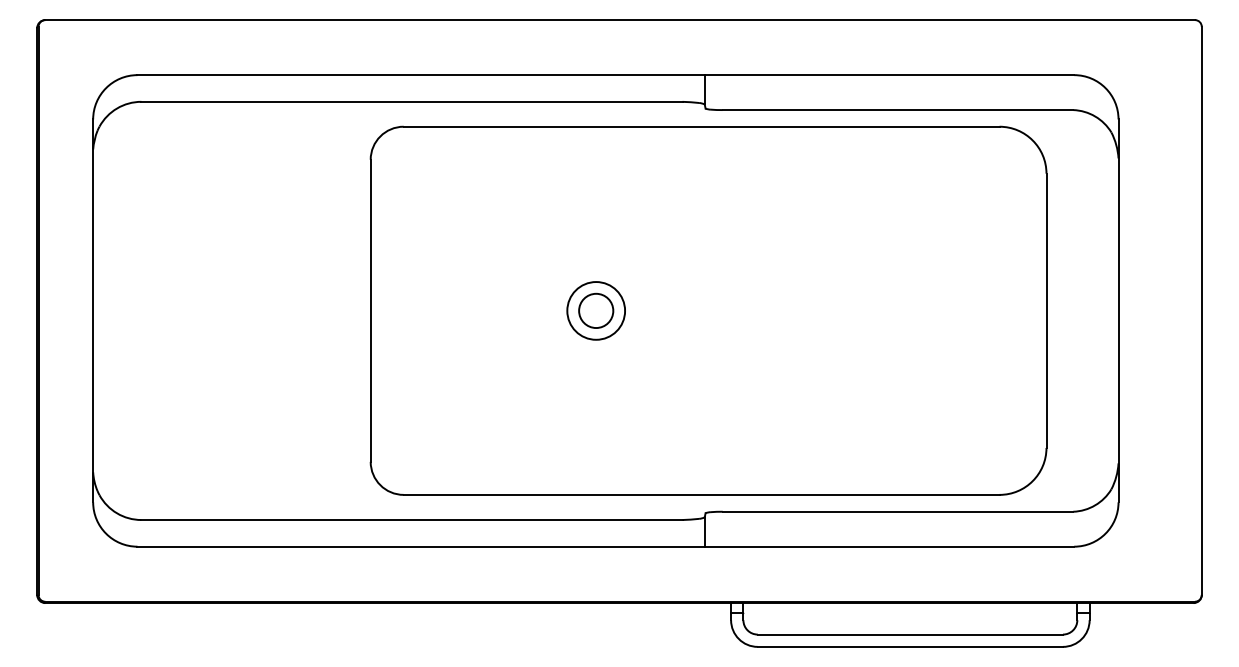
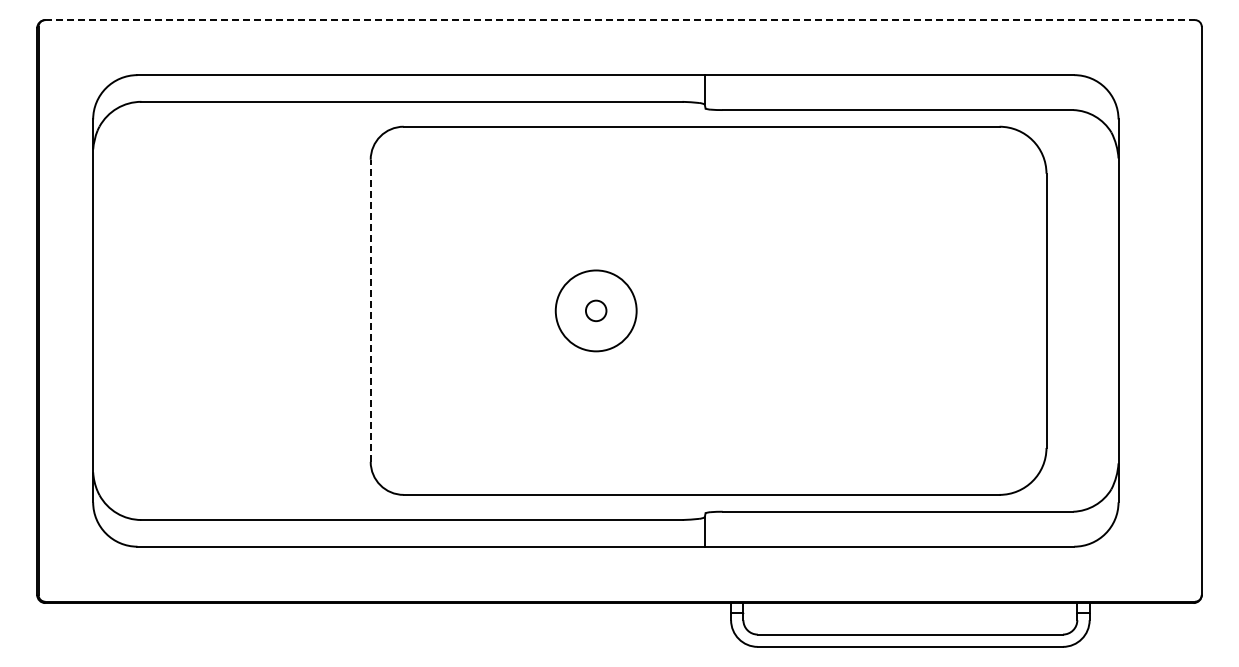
line: solid -> dashed (620, 20)
line: solid -> dashed (370, 310)
circle diameter: 34 px -> 21 px (595, 310)
circle diameter: 58 px -> 81 px (595, 310)
